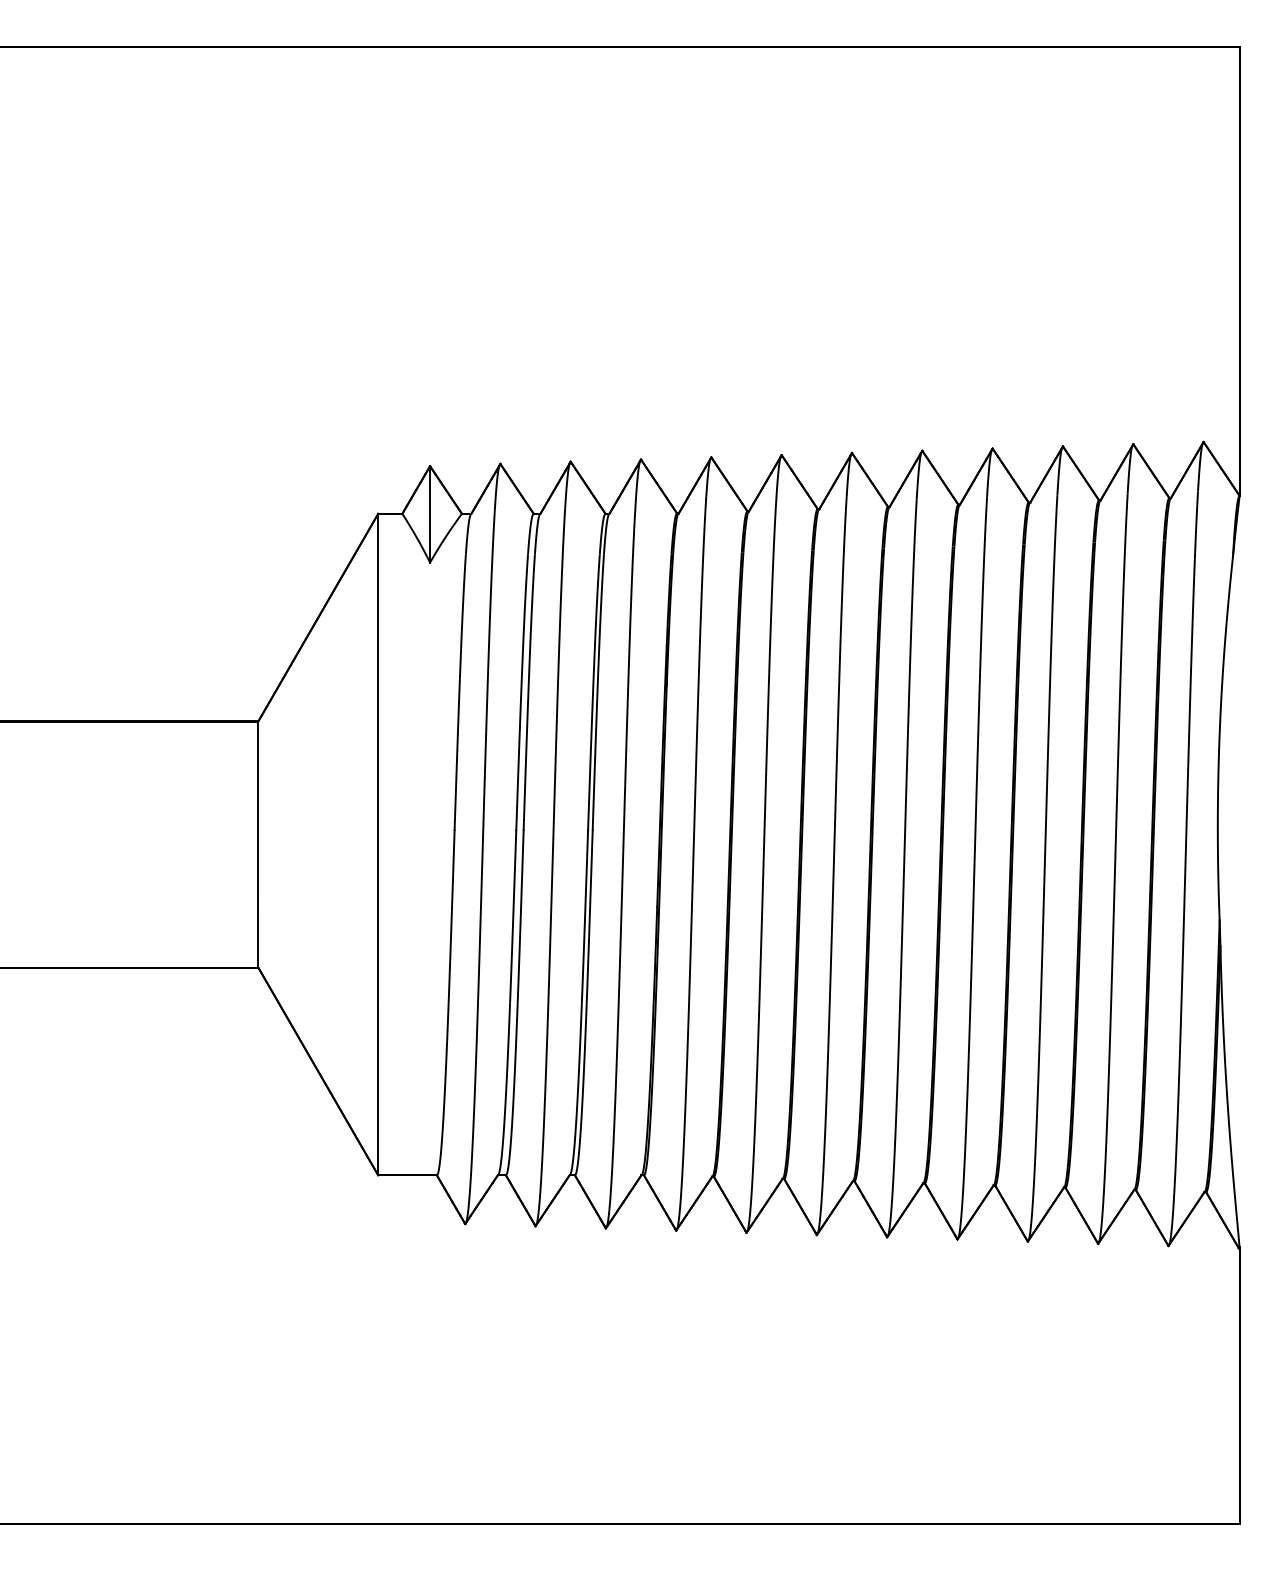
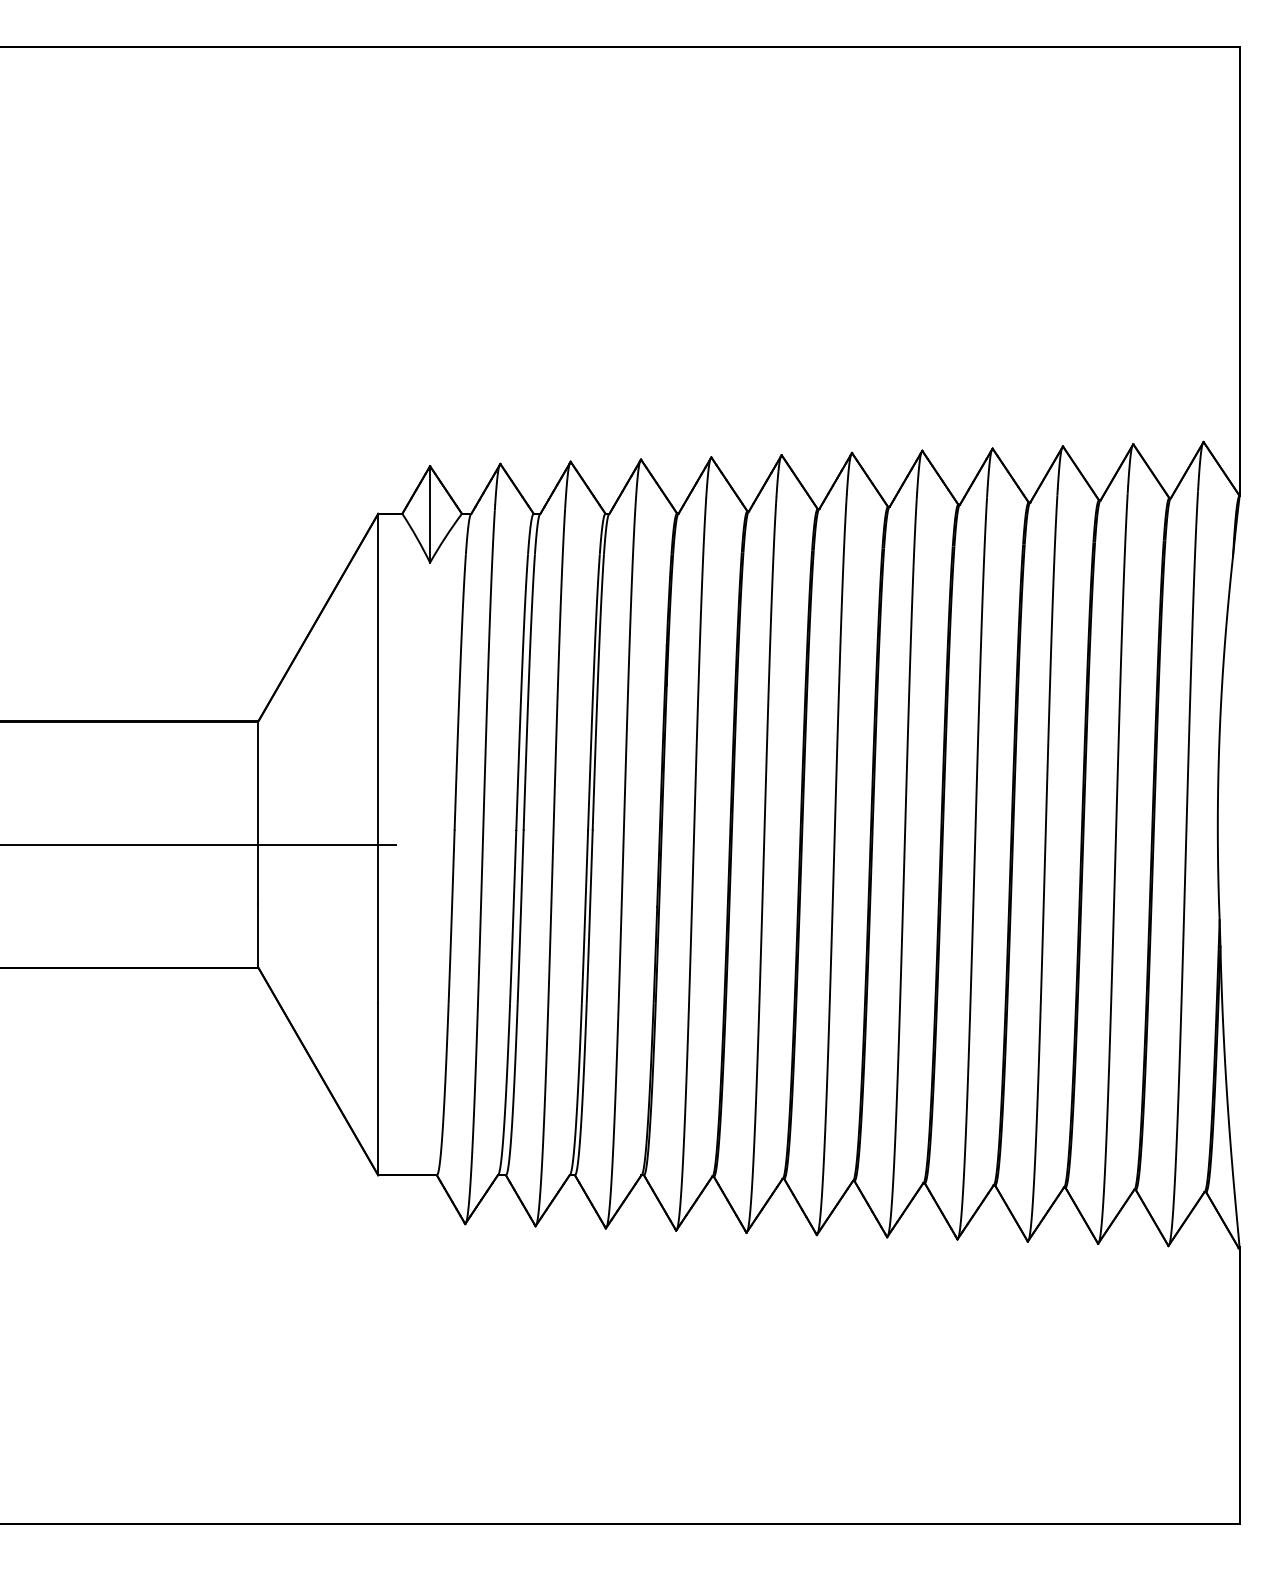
line: none -> present (199, 844)
